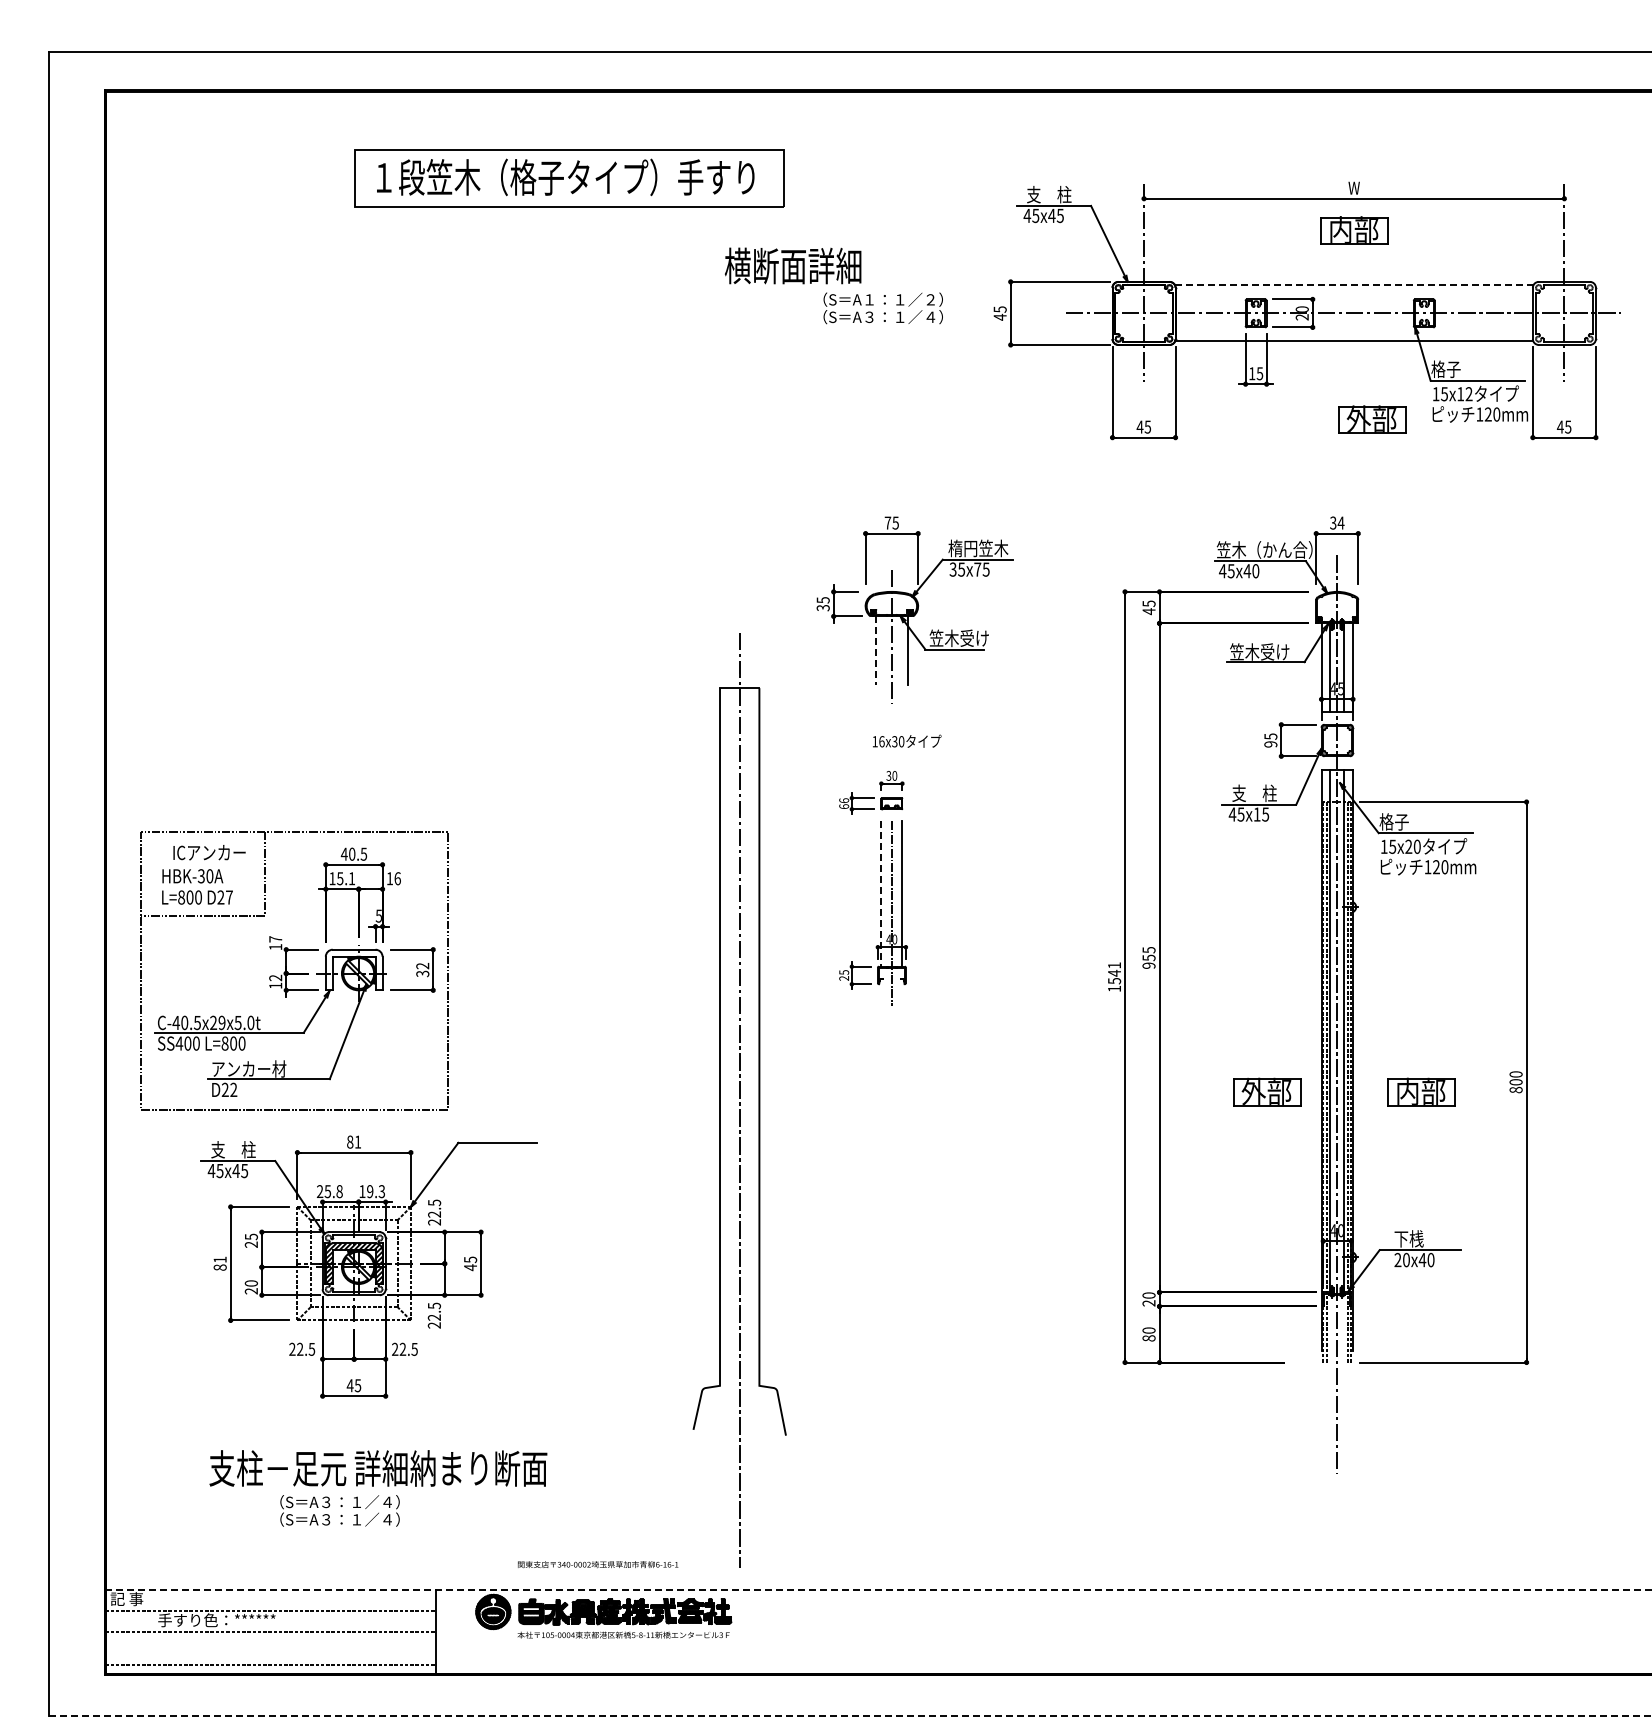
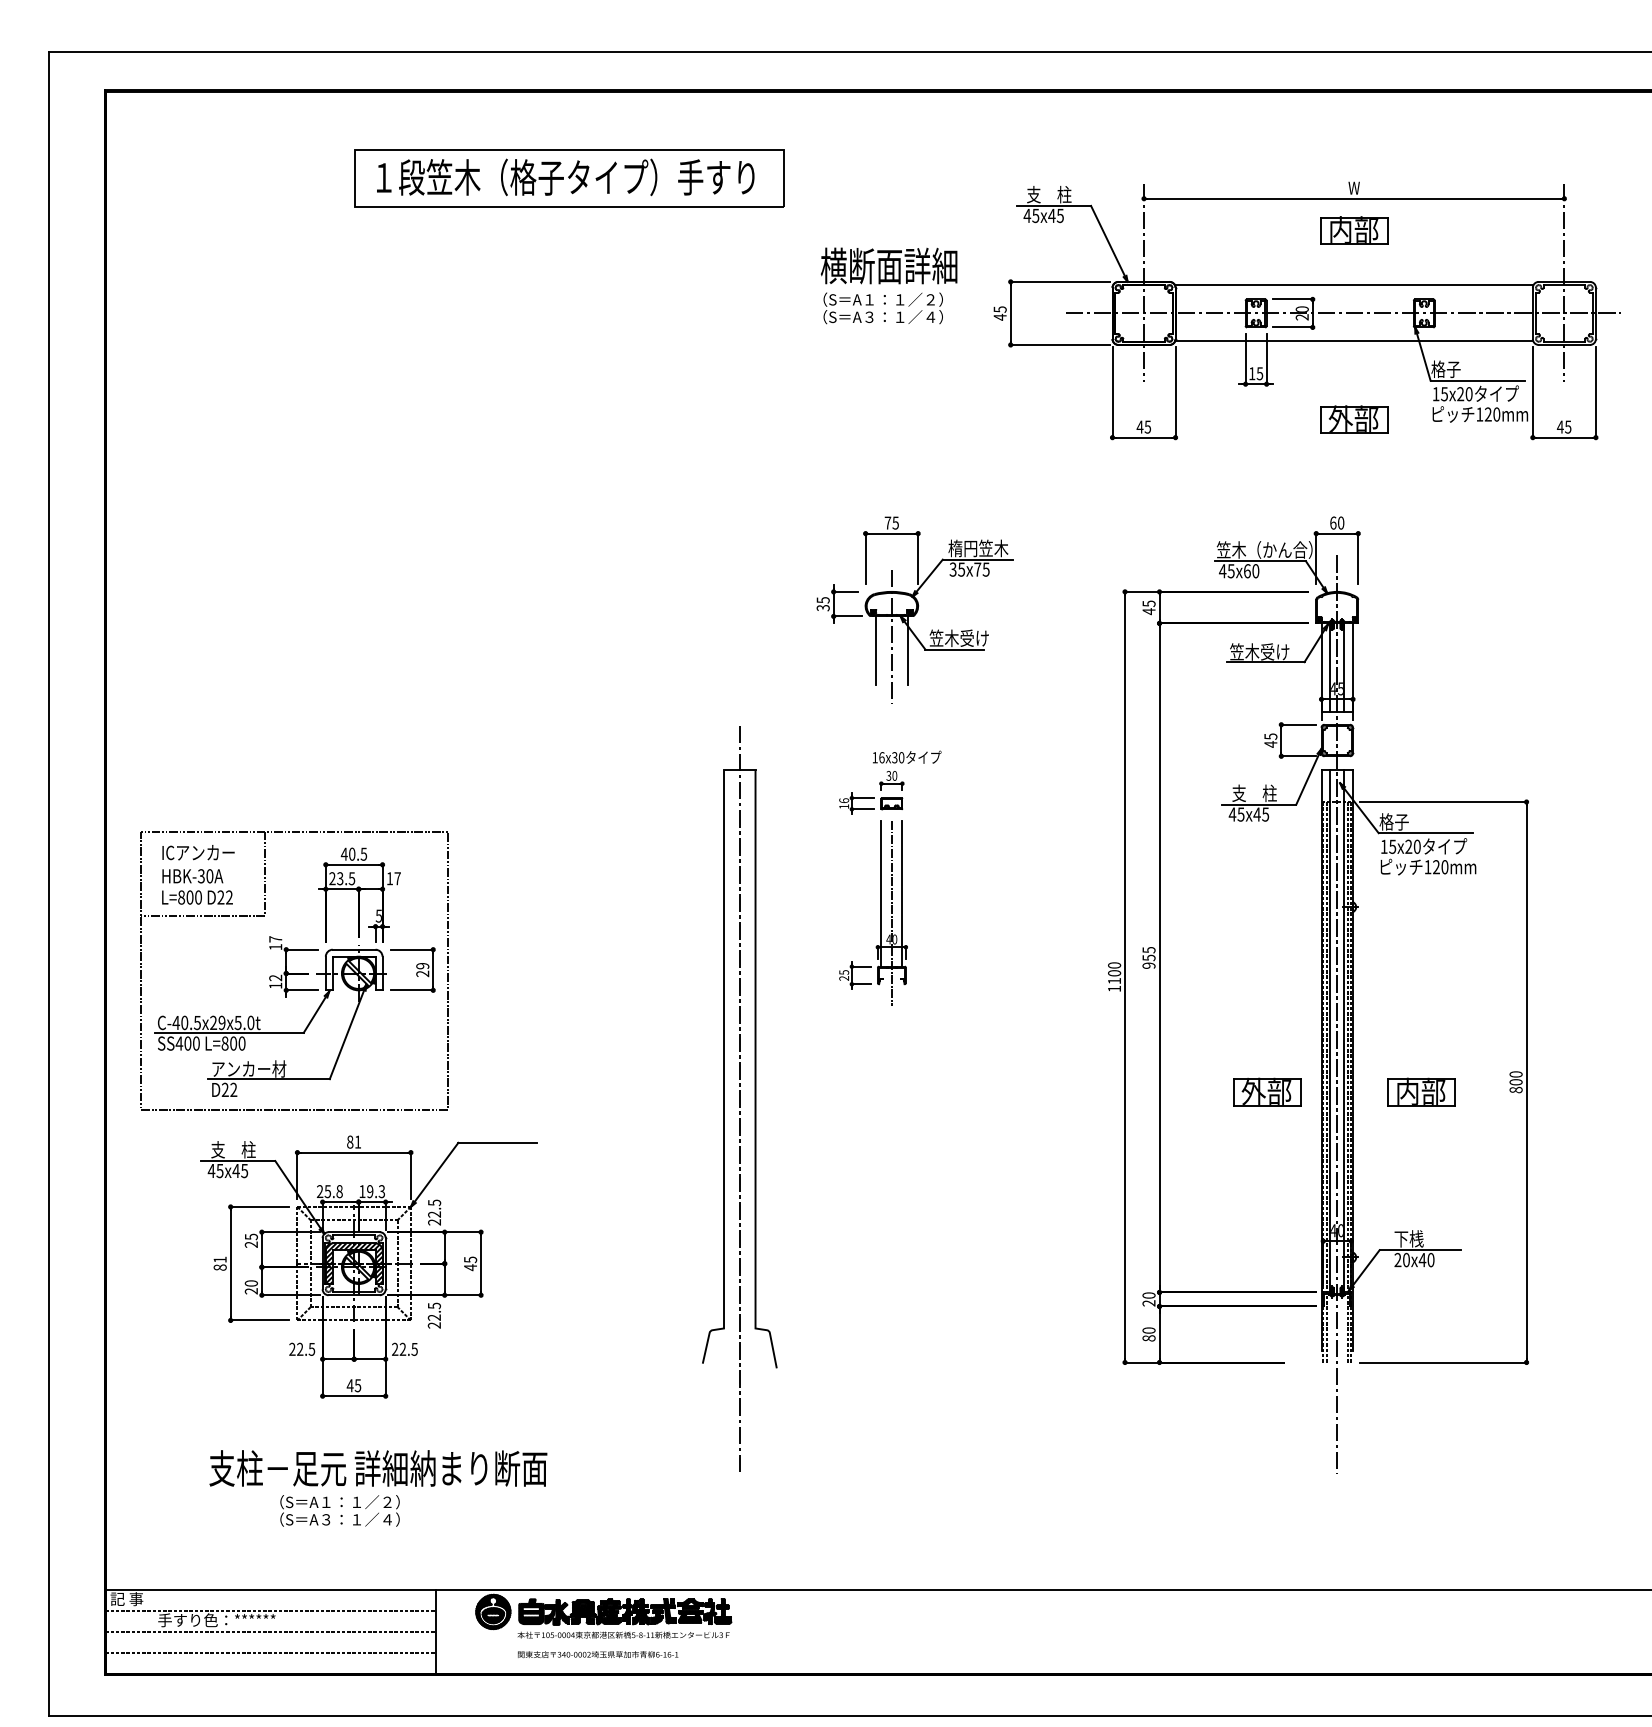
text position: (793, 265) -> (889, 265) (889, 265)
line: dashed -> solid (1354, 285)
text: 15x12 -> 15x20 (1464, 394)
part position: (1372, 419) -> (1354, 419) (1354, 419)
text: 34 -> 60 (1337, 522)
text: 45x40 -> 45x60 (1247, 571)
line: dashed -> solid (876, 651)
text position: (907, 740) -> (907, 756) (907, 756)
text: 95 -> 45 (1270, 744)
text: 66 -> 16 (844, 806)
text: 45x15 -> 45x45 (1256, 814)
text position: (209, 852) -> (198, 852) (198, 852)
text: 15.1 -> 23.5 (342, 878)
text: 16 -> 17 (397, 878)
line: dashed -> solid (881, 893)
text: D27 -> D22 (229, 897)
text: 32 -> 29 (422, 970)
text: 1541 -> 1100 (1114, 973)
part size: 95x935 px -> 76x746 px (739, 1098)
text: （S＝A３：１／４） -> （S＝A１：１／２） (356, 1502)
text position: (598, 1564) -> (598, 1654) (598, 1654)
line: dashed -> solid (878, 1590)
line position: (270, 1665) -> (270, 1653) (270, 1653)
line: dashed -> solid (850, 1716)
